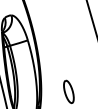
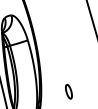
part size: 12x25 px -> 8x17 px (68, 91)
